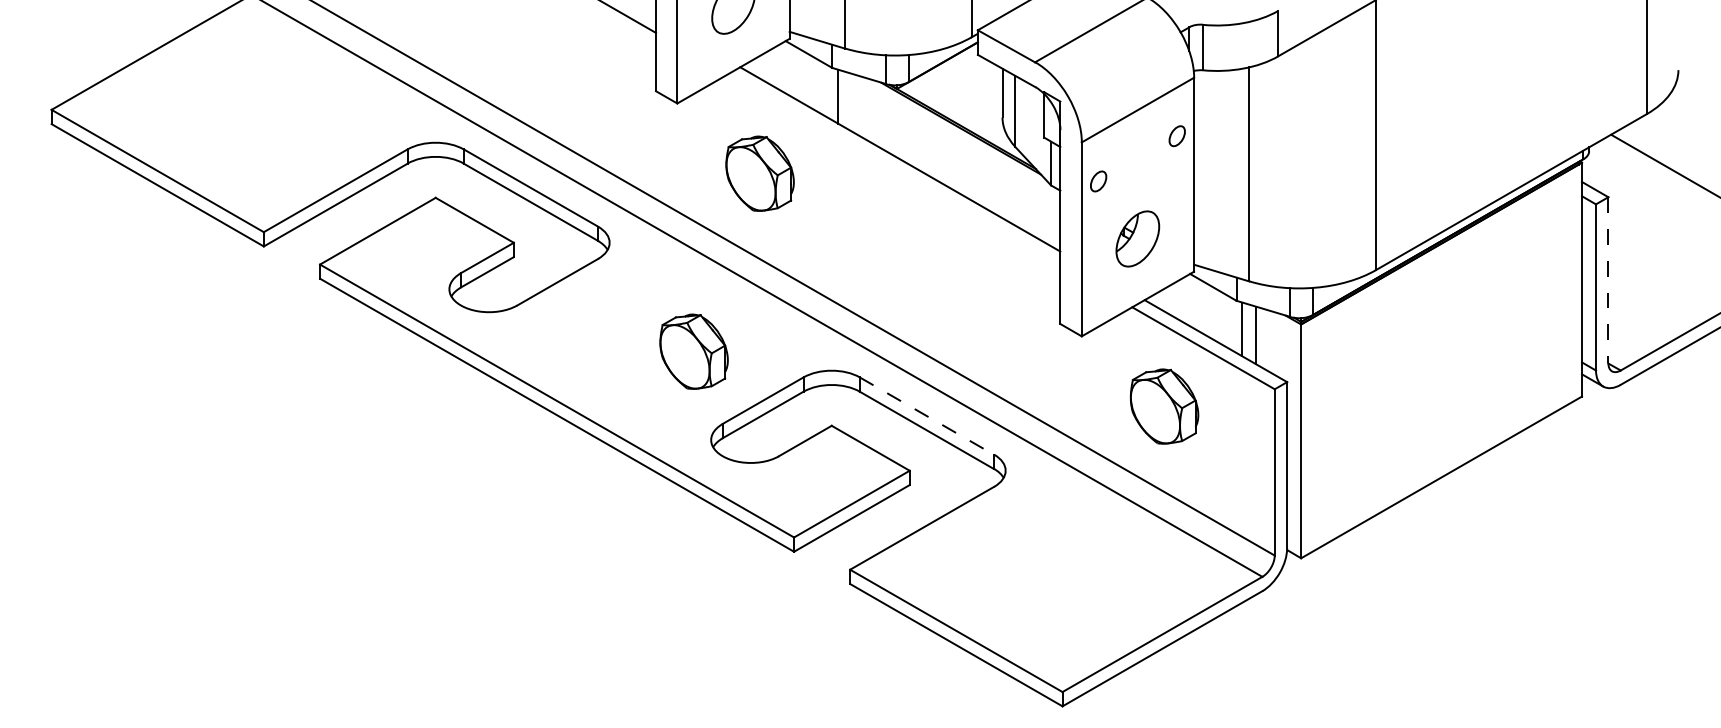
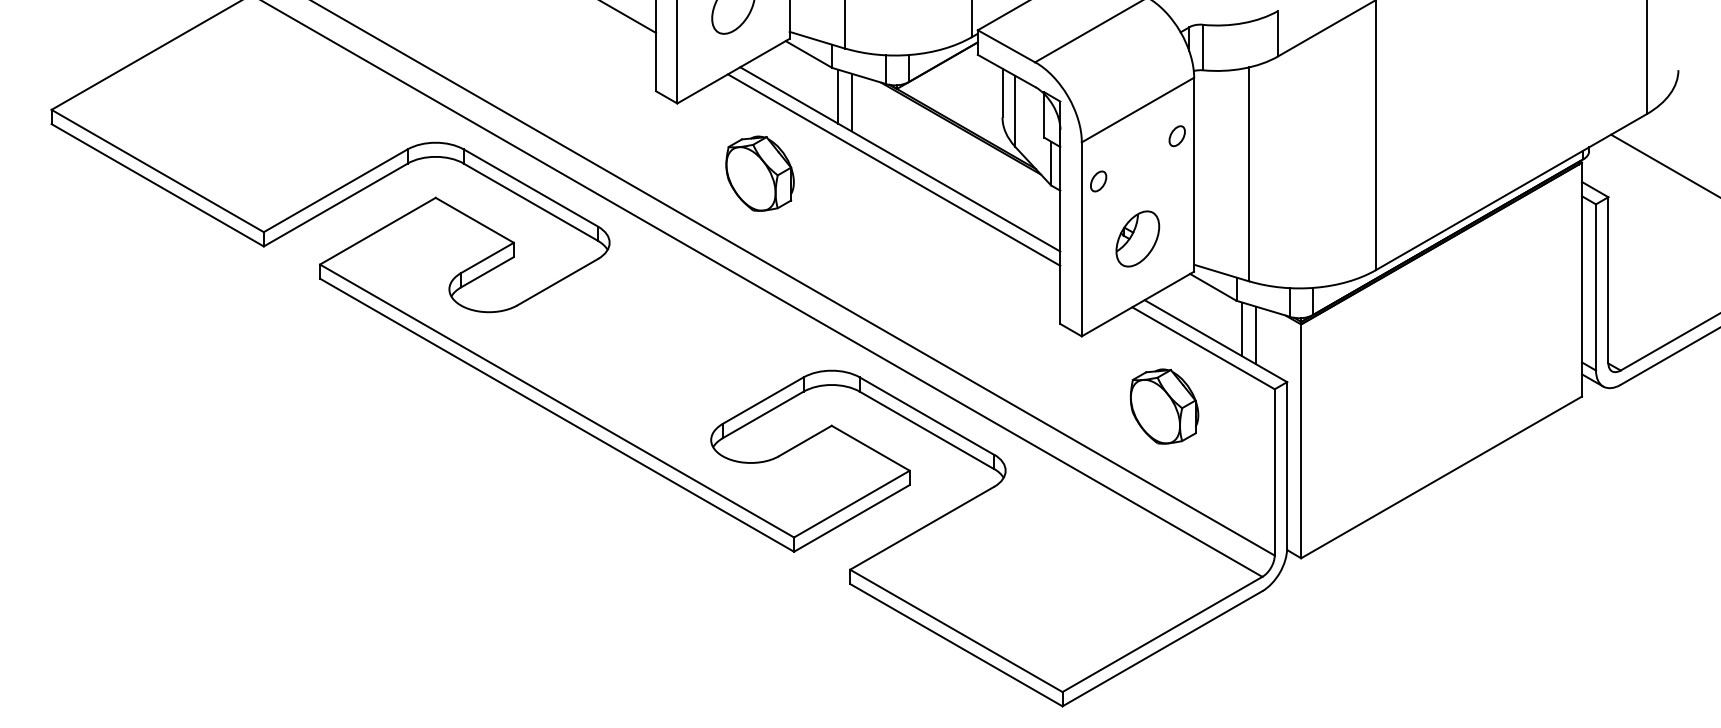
line: none -> present (851, 102)
line: none -> present (894, 169)
line: dashed -> solid (1608, 280)
part: present -> none (693, 351)
line: dashed -> solid (927, 416)
